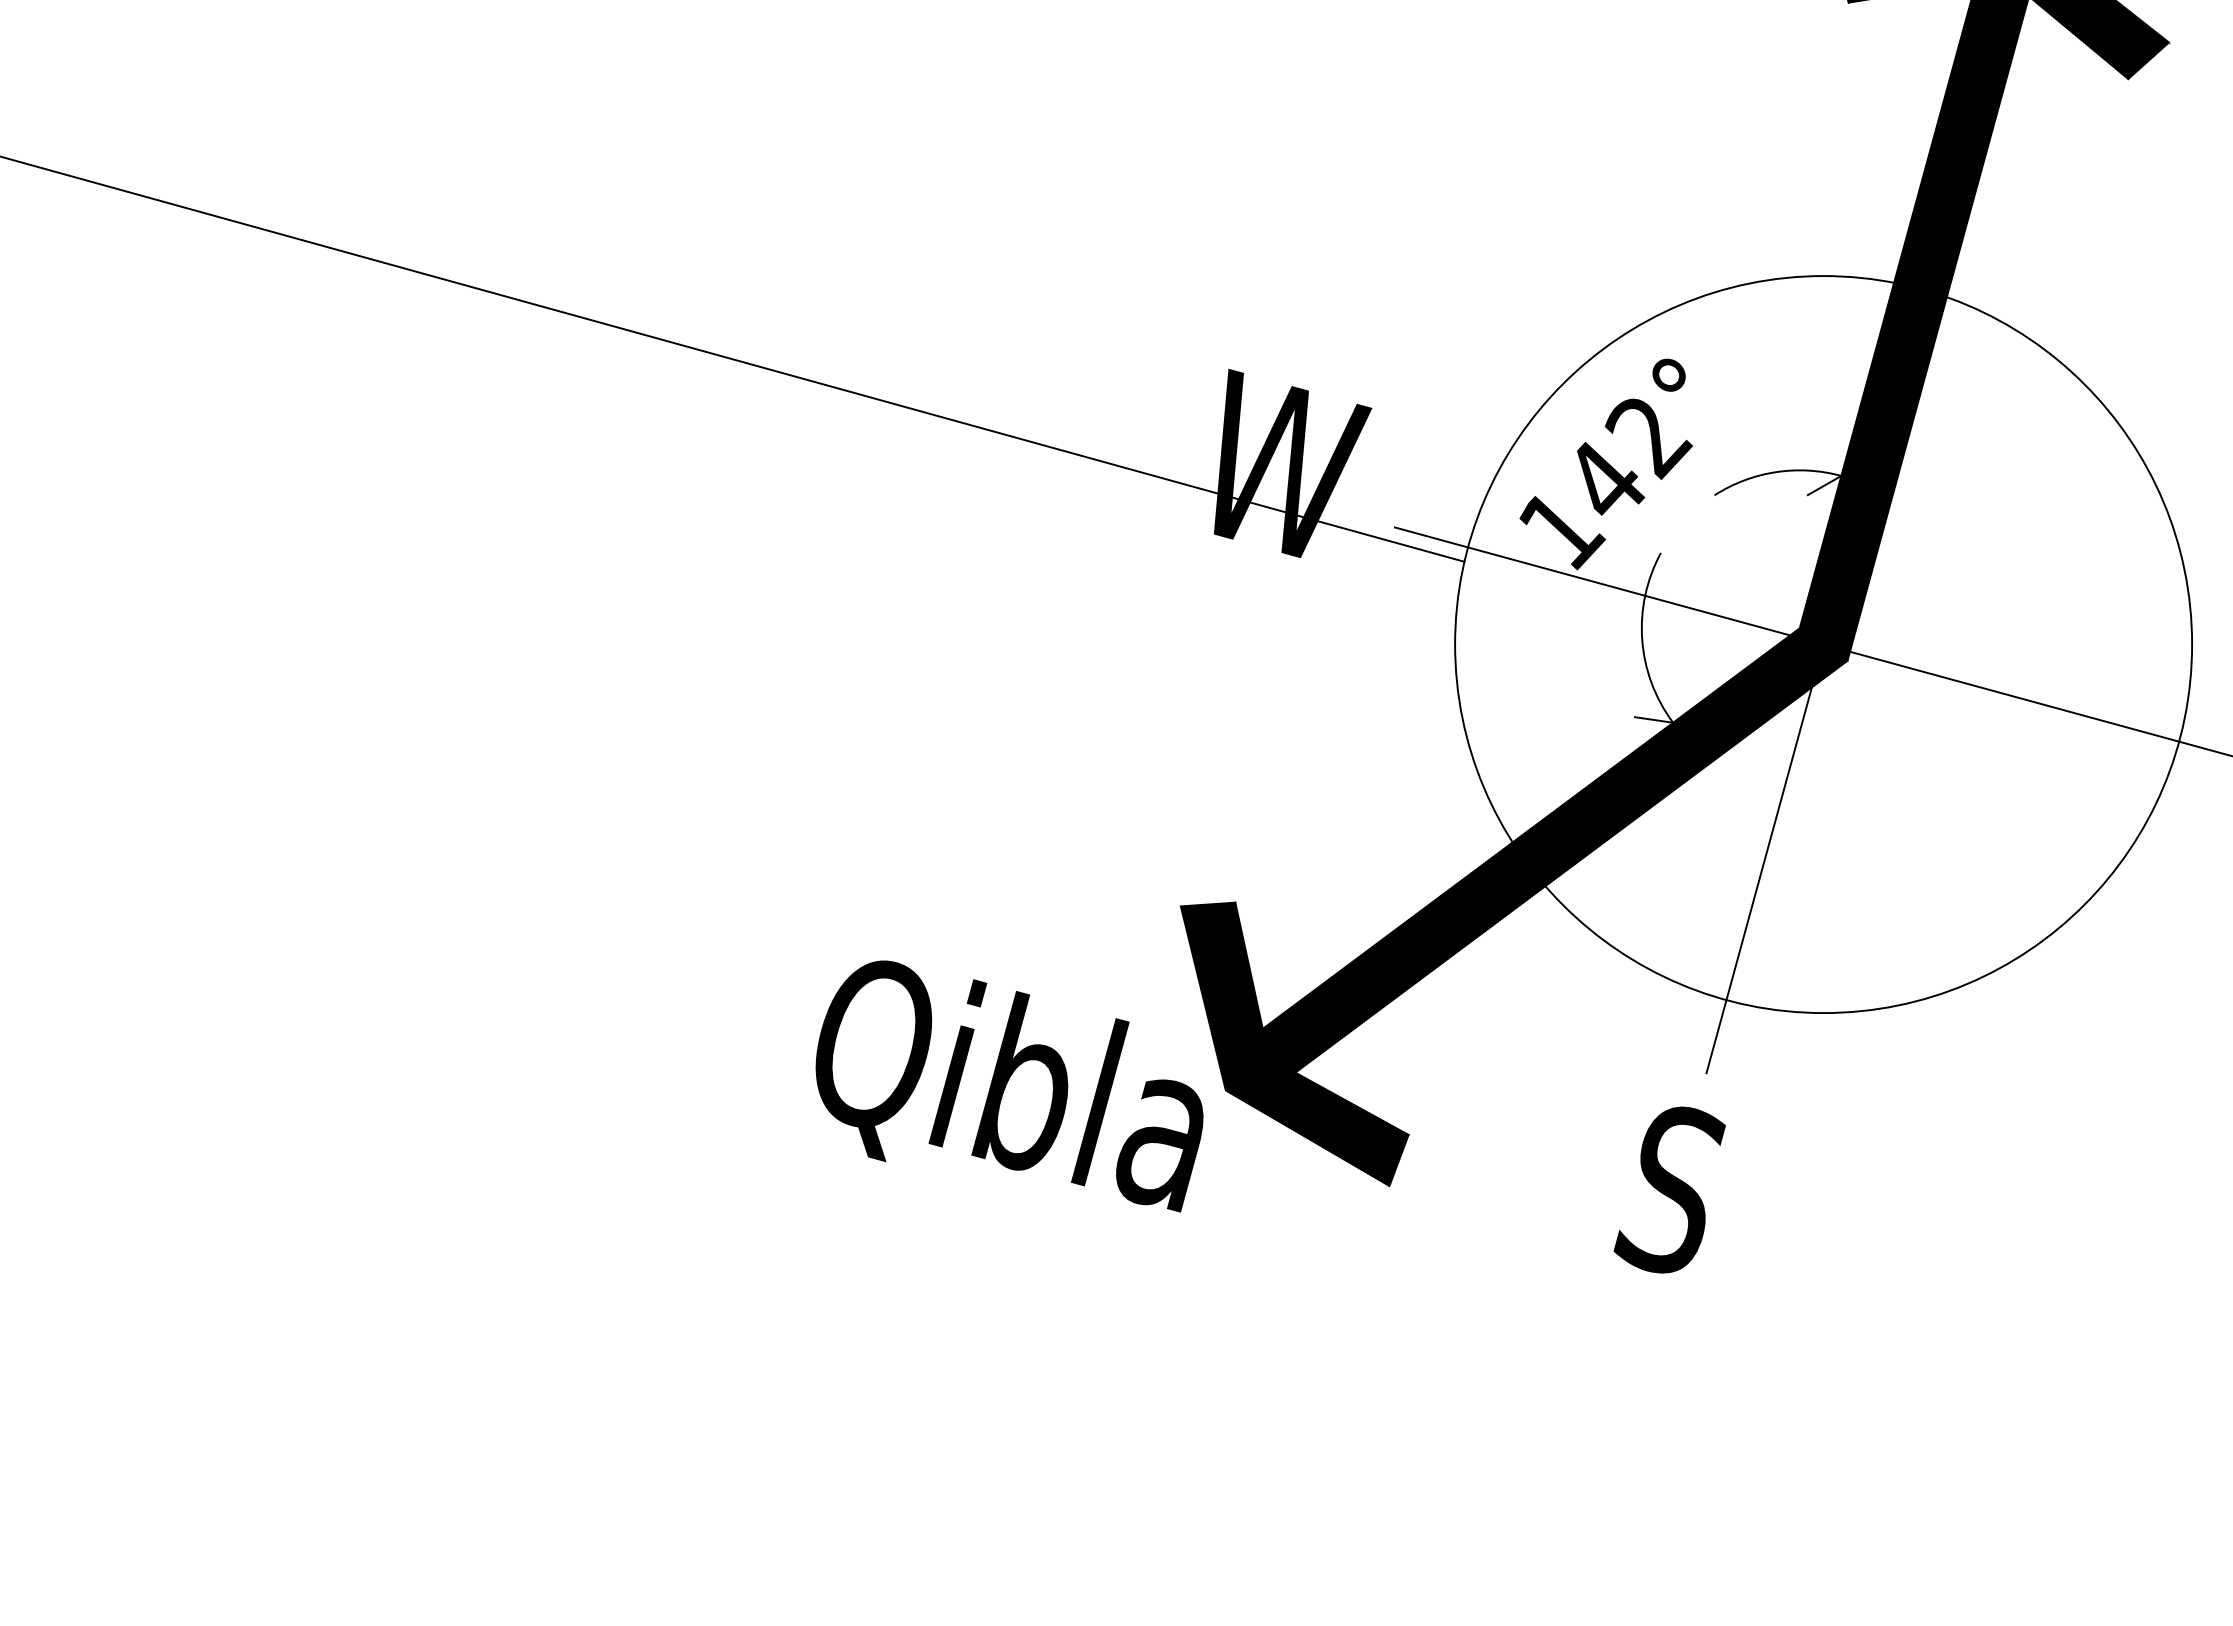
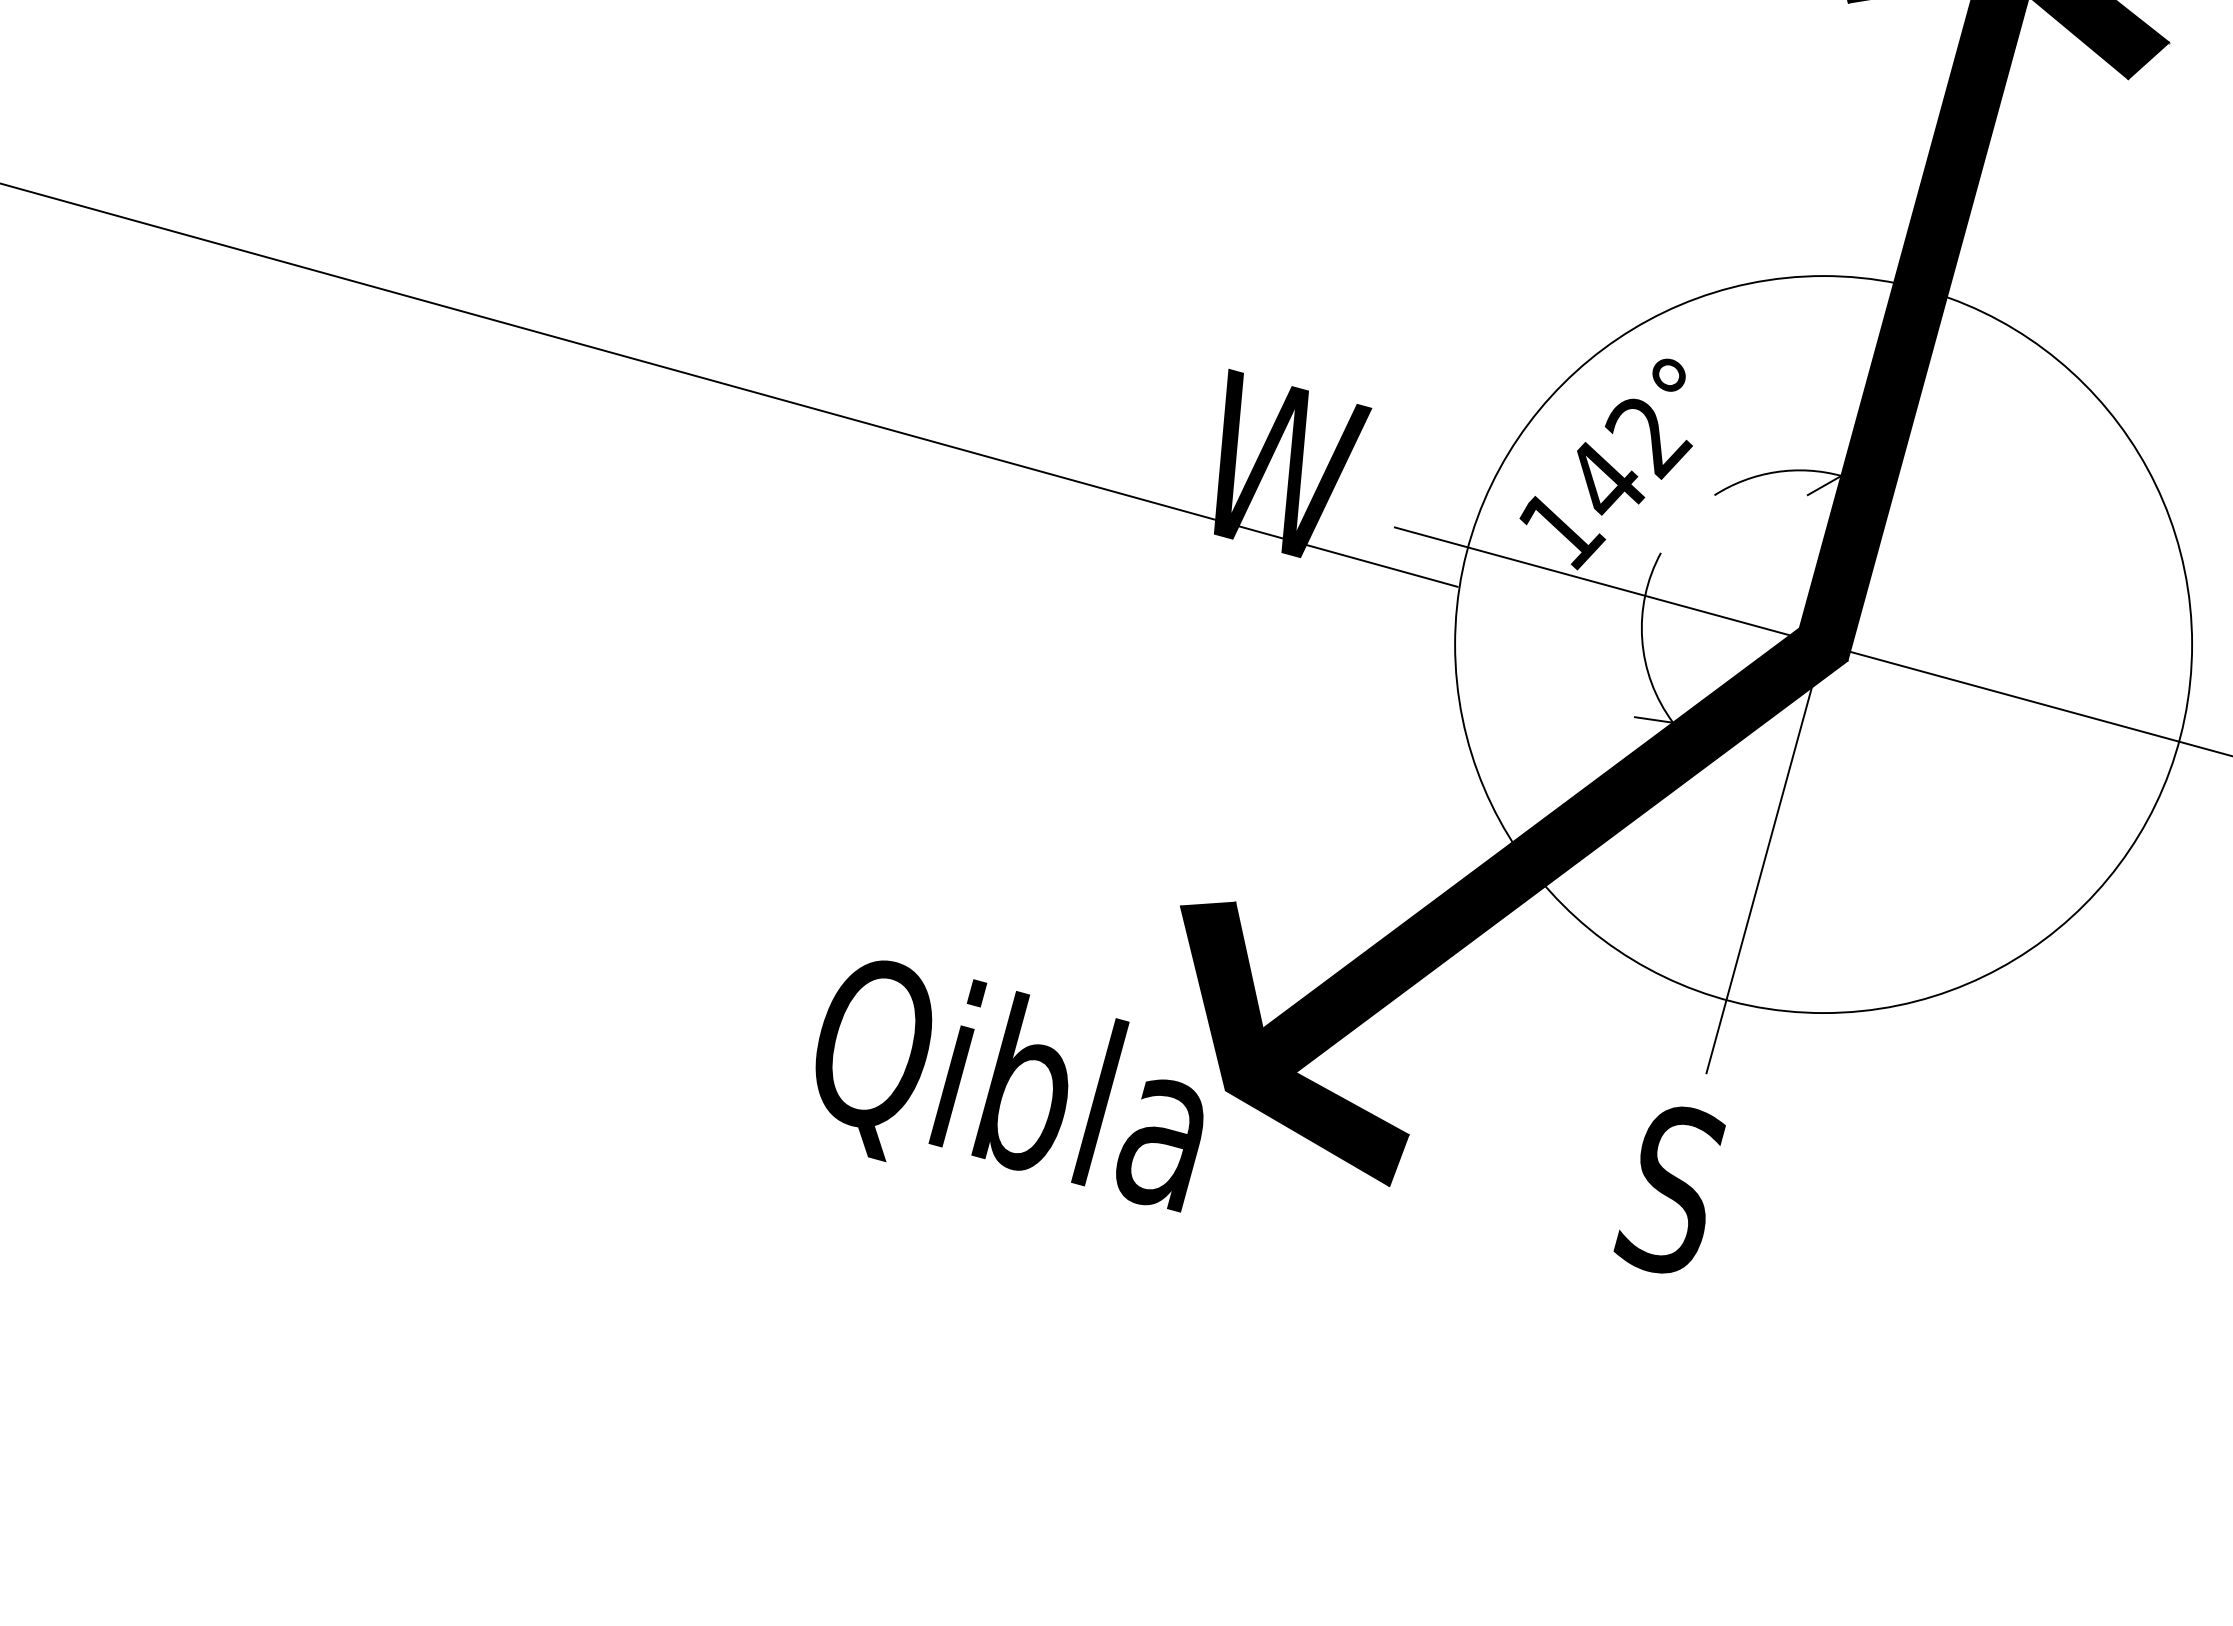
line position: (733, 359) -> (729, 385) (729, 385)
